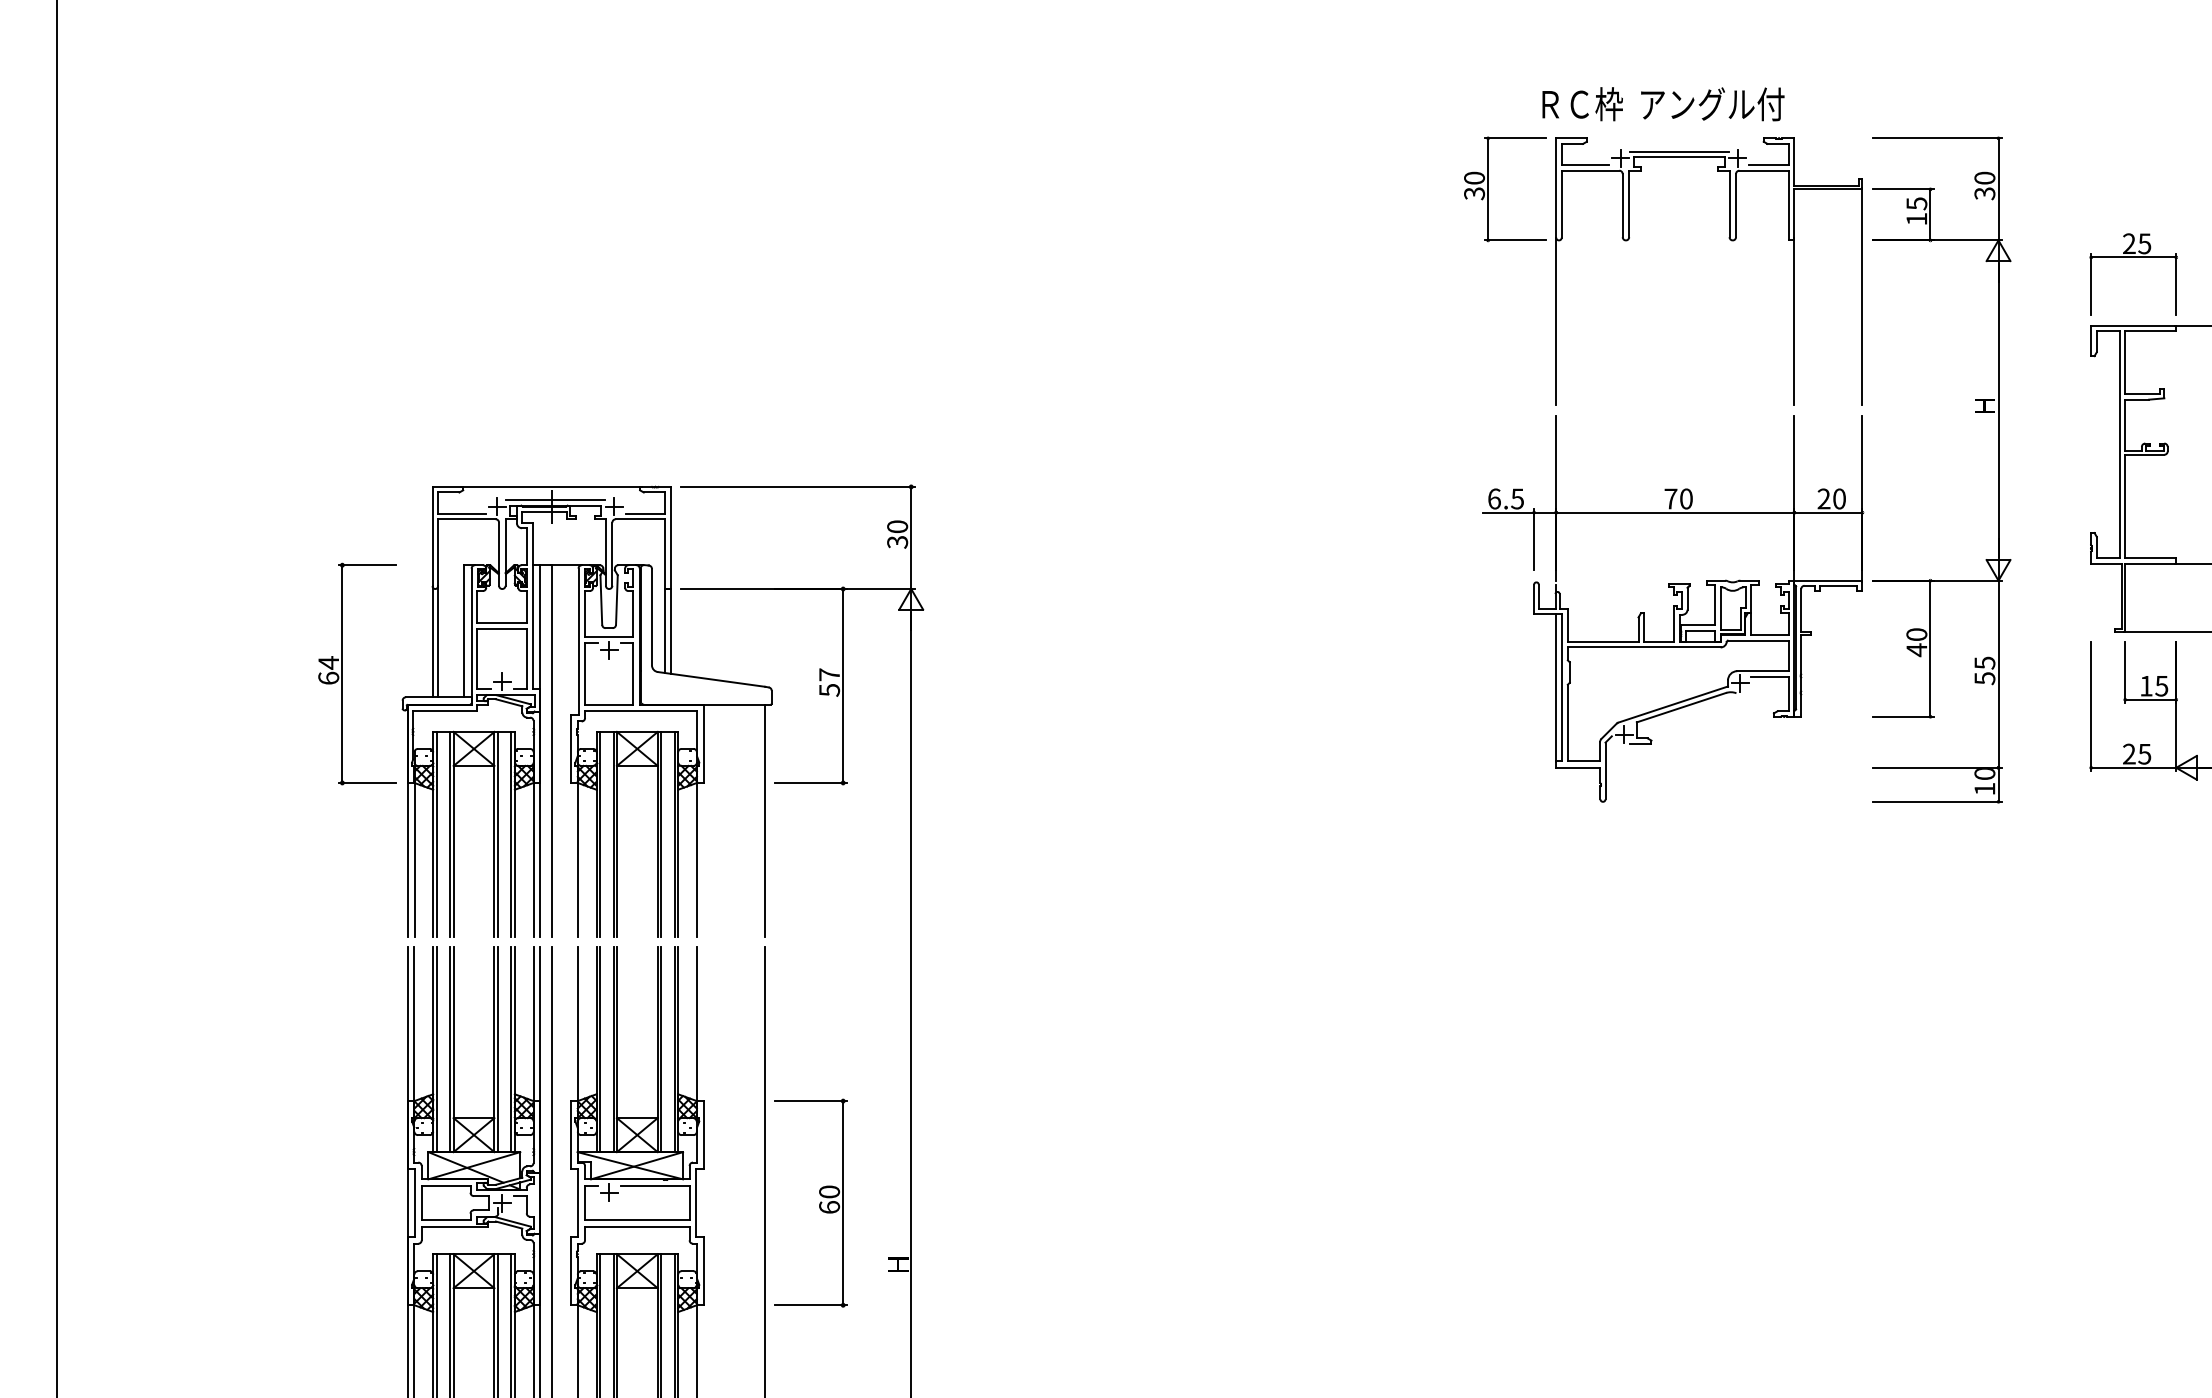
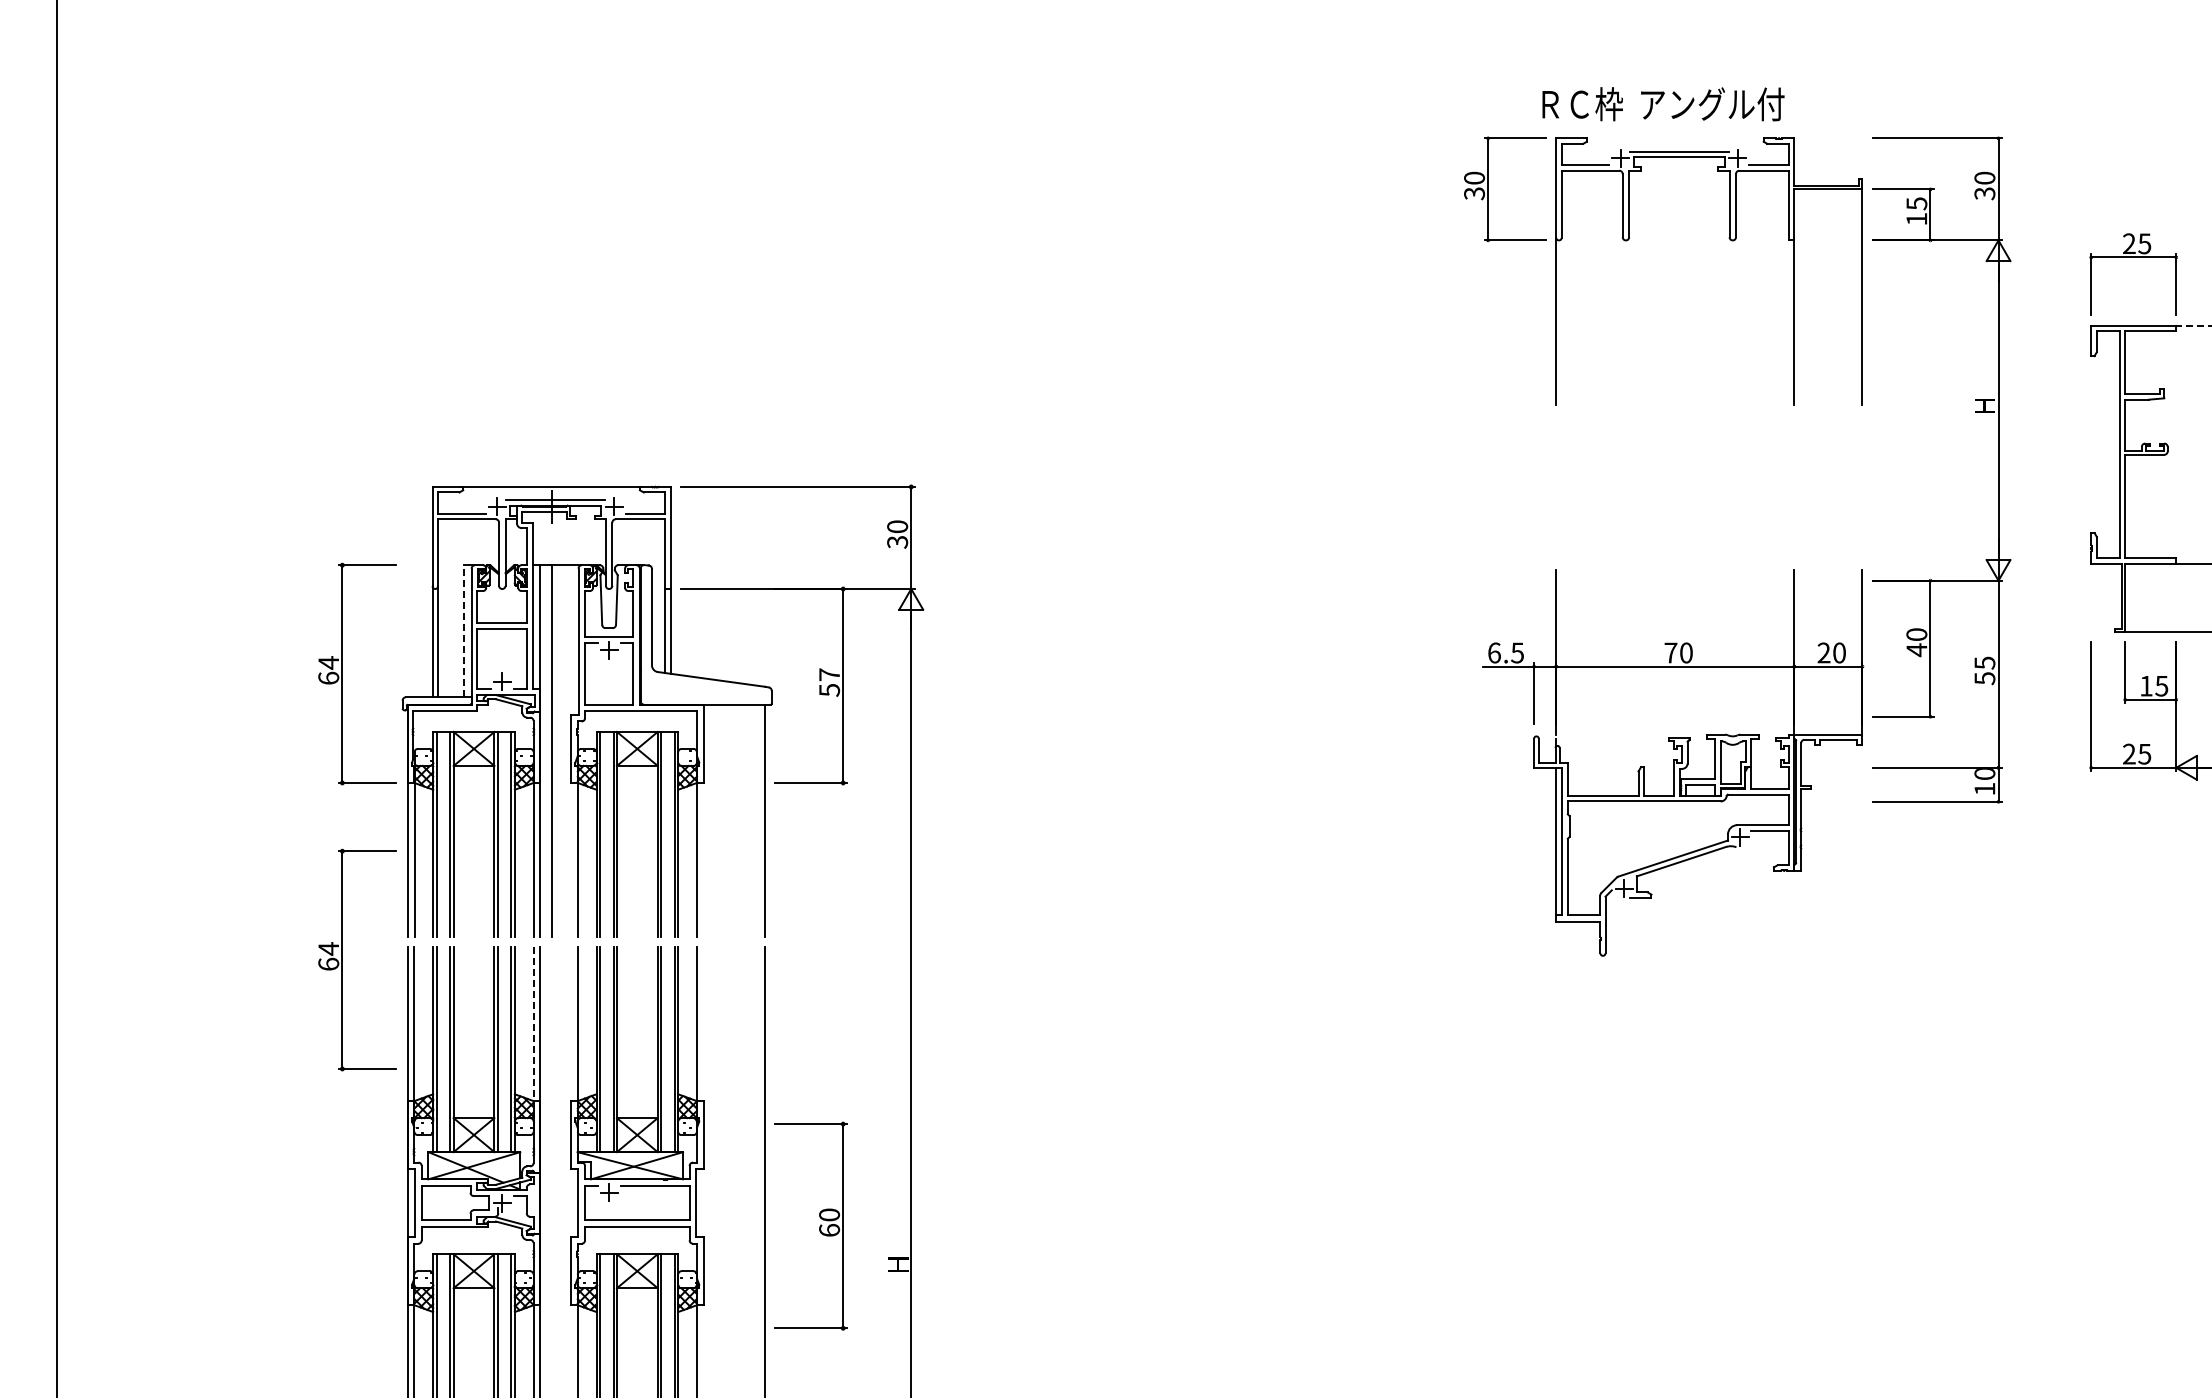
line: solid -> dashed (2193, 325)
part position: (1673, 608) -> (1673, 762) (1673, 762)
line: solid -> dashed (464, 630)
part: none -> present (342, 959)
line: solid -> dashed (533, 1024)
line: present -> none (552, 1170)
part position: (819, 1203) -> (819, 1226) (819, 1226)
